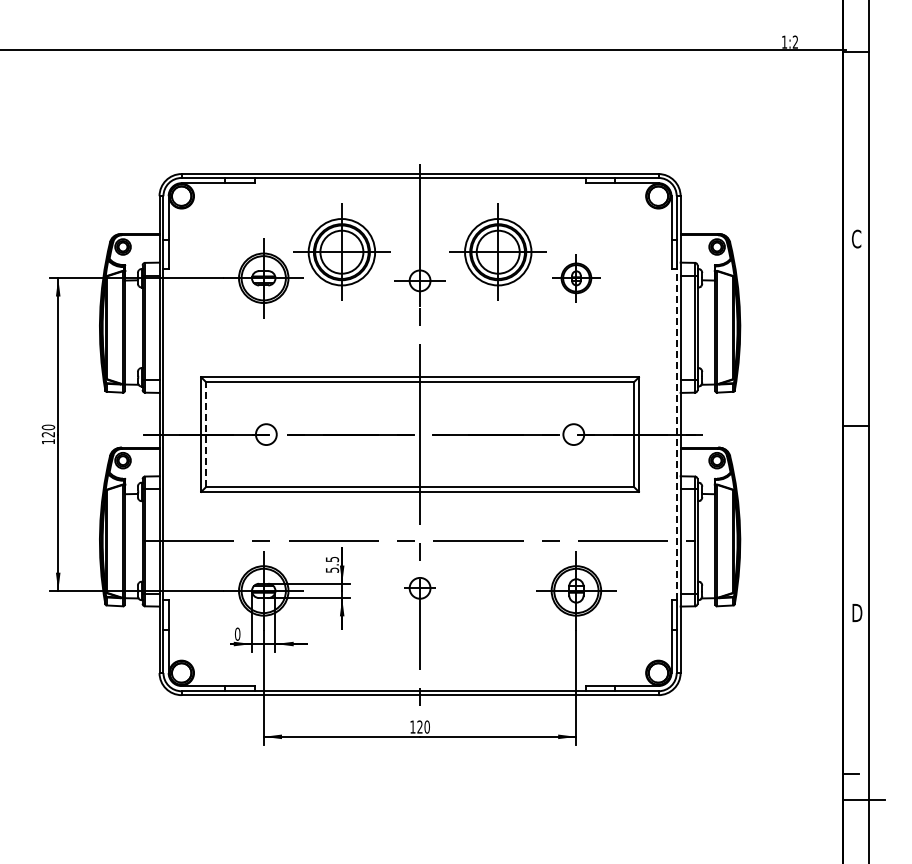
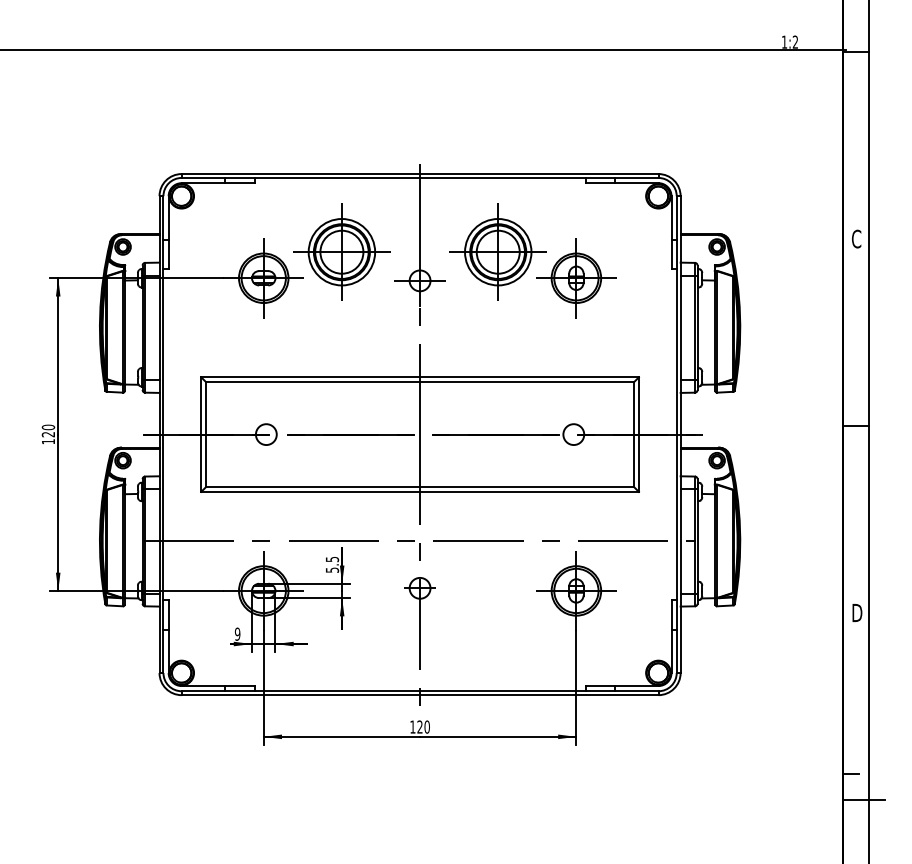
part size: 49x49 px -> 81x81 px (576, 278)
line: dashed -> solid (205, 434)
line: dashed -> solid (676, 434)
text: 0 -> 9 (237, 634)
